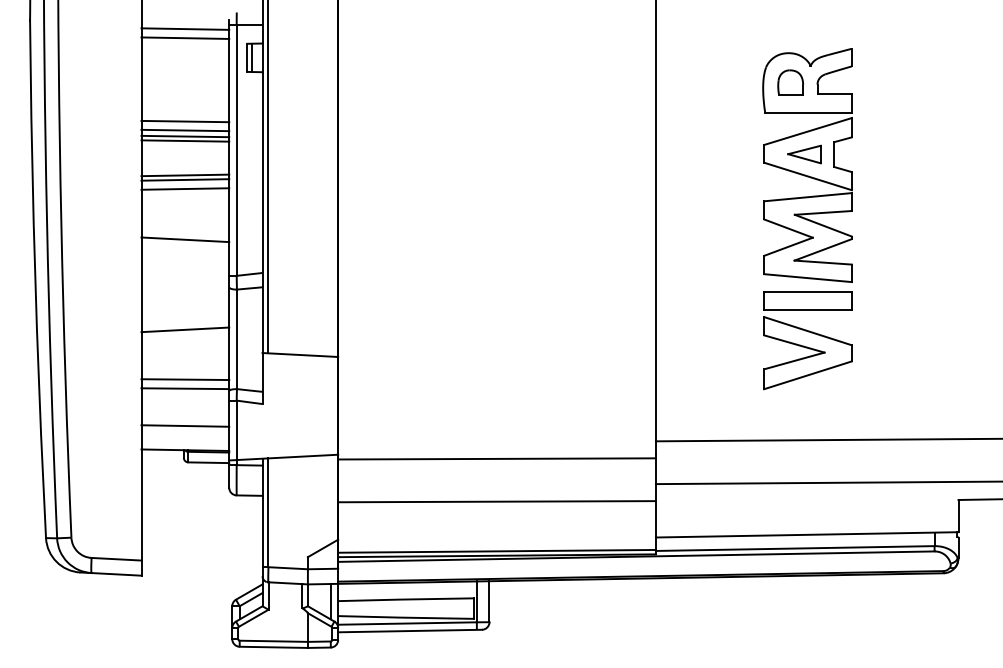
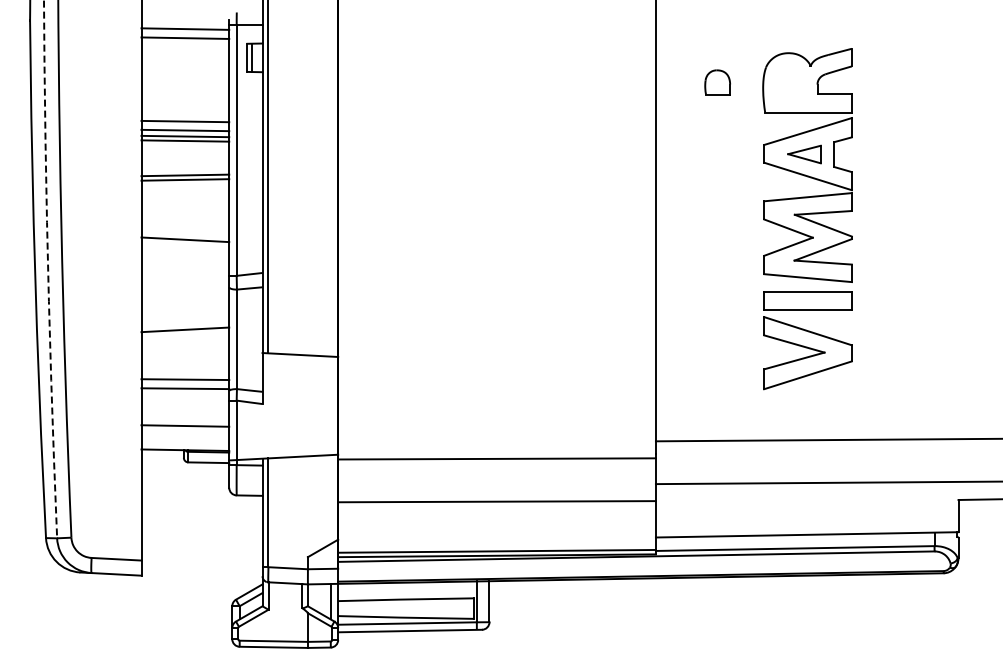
part position: (790, 82) -> (717, 82) (717, 82)
line: present -> none (185, 188)
arc: solid -> dashed (48, 270)
